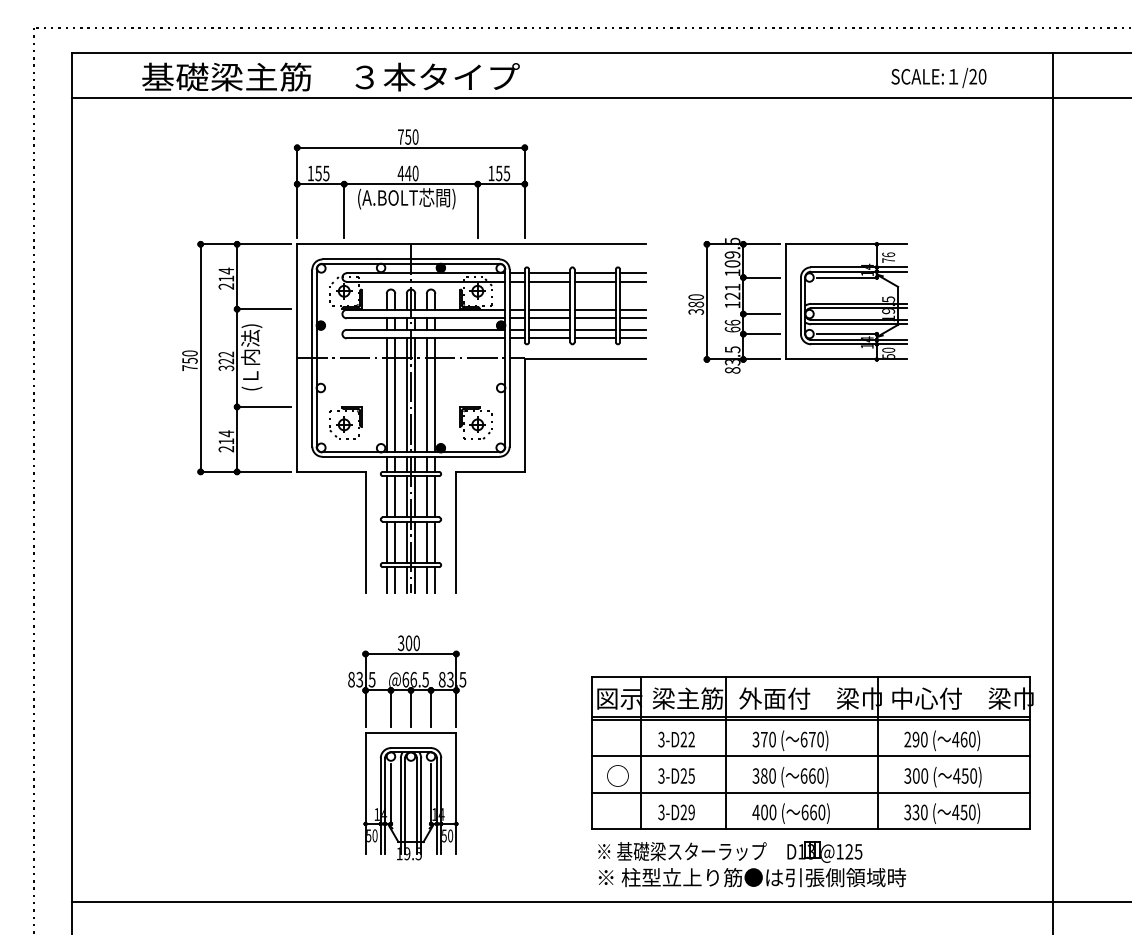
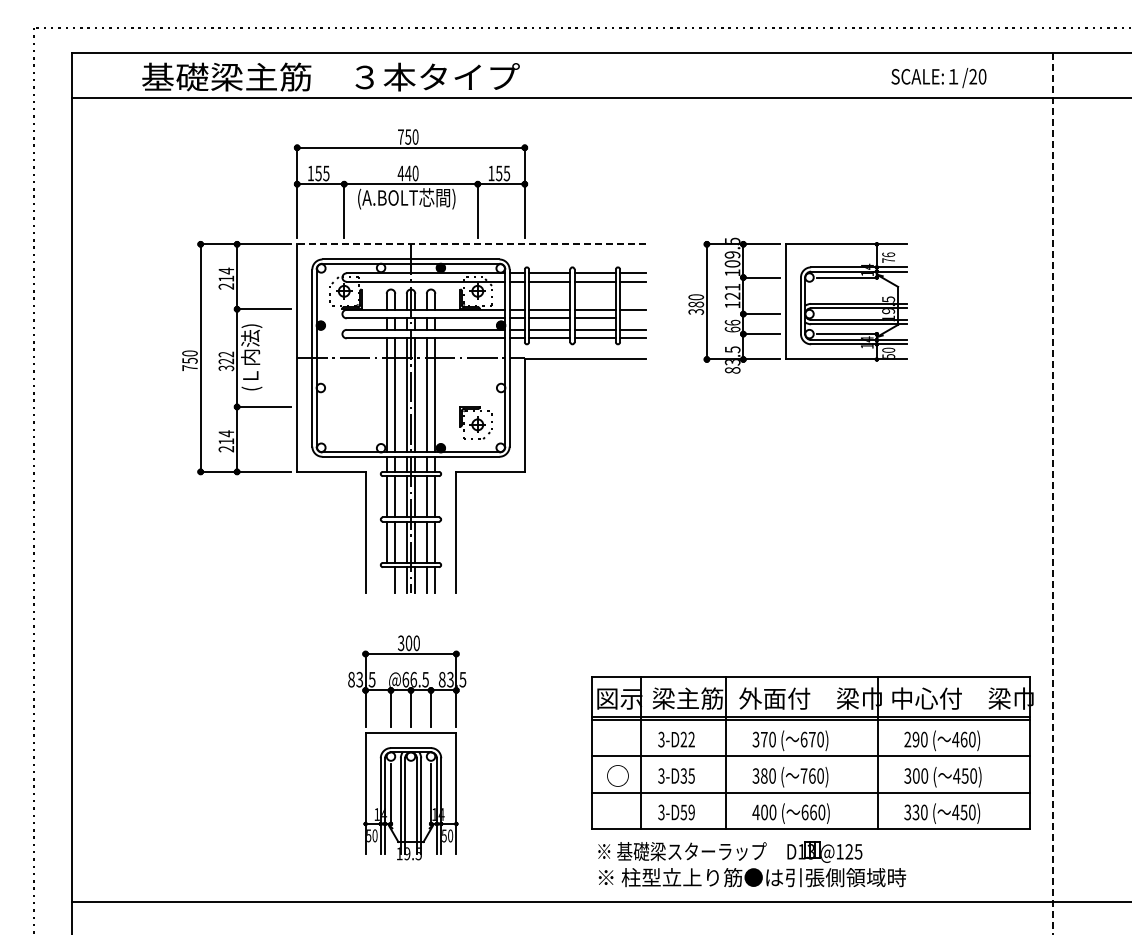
line: solid -> dashed (471, 244)
line: present -> none (633, 318)
part: present -> none (345, 422)
line: solid -> dashed (1052, 493)
line: present -> none (386, 580)
text: 660) -> 760) (803, 775)
text: 3-D25 -> 3-D35 (683, 776)
text: 3-D29 -> 3-D59 (683, 812)
